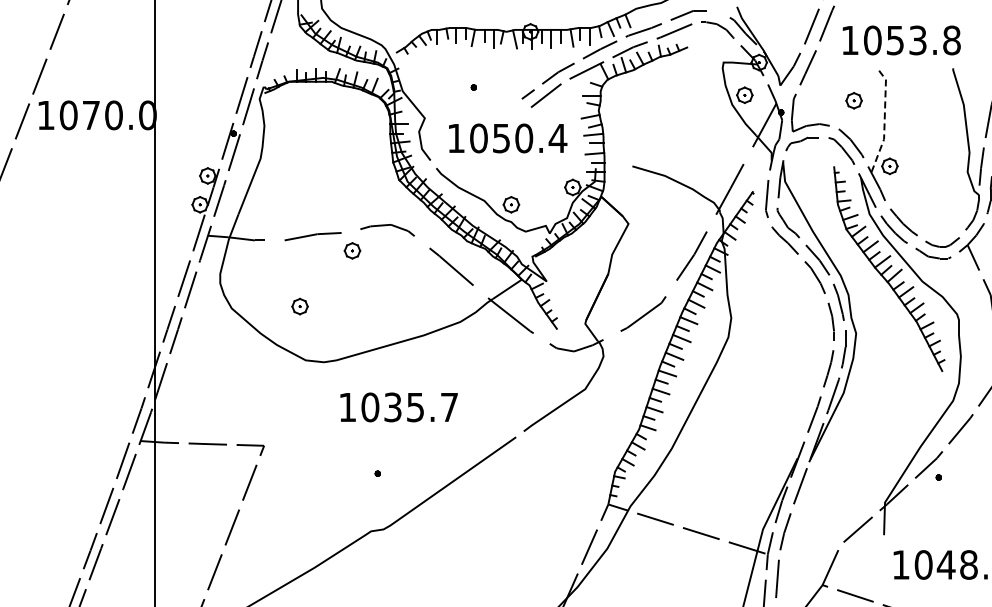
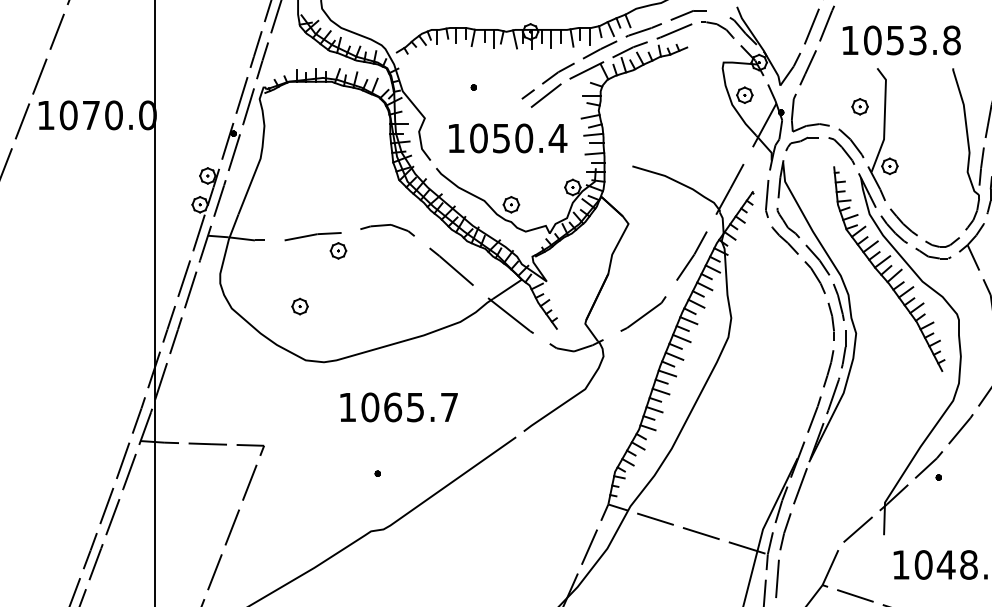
part position: (853, 100) -> (859, 106) (859, 106)
line: dashed -> solid (884, 119)
part position: (352, 250) -> (338, 250) (338, 250)
text: 1035.7 -> 1065.7 (393, 407)
